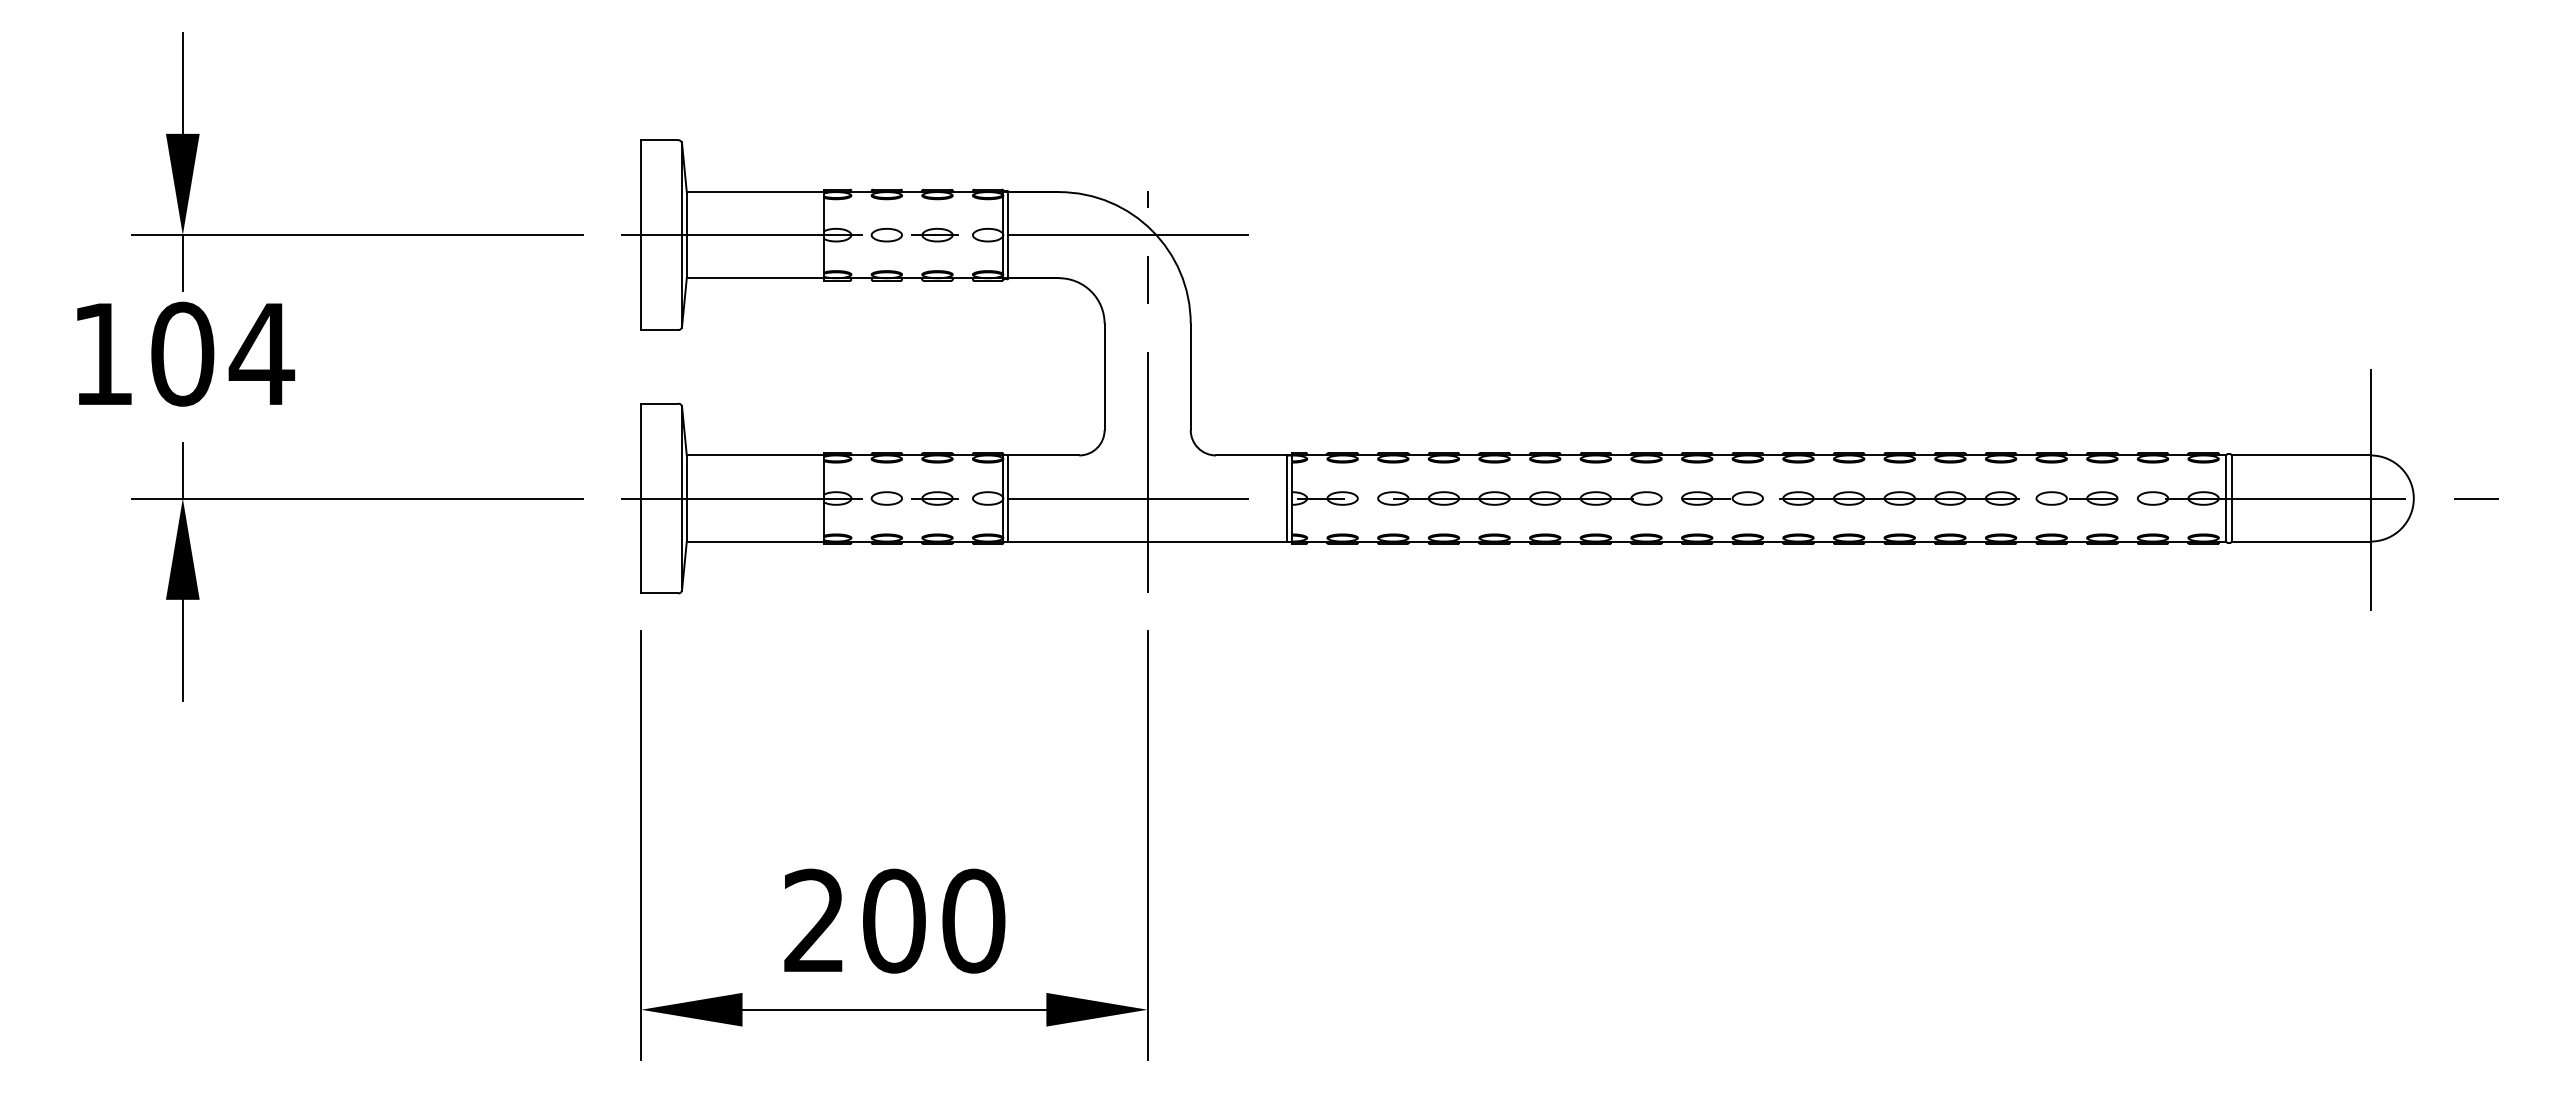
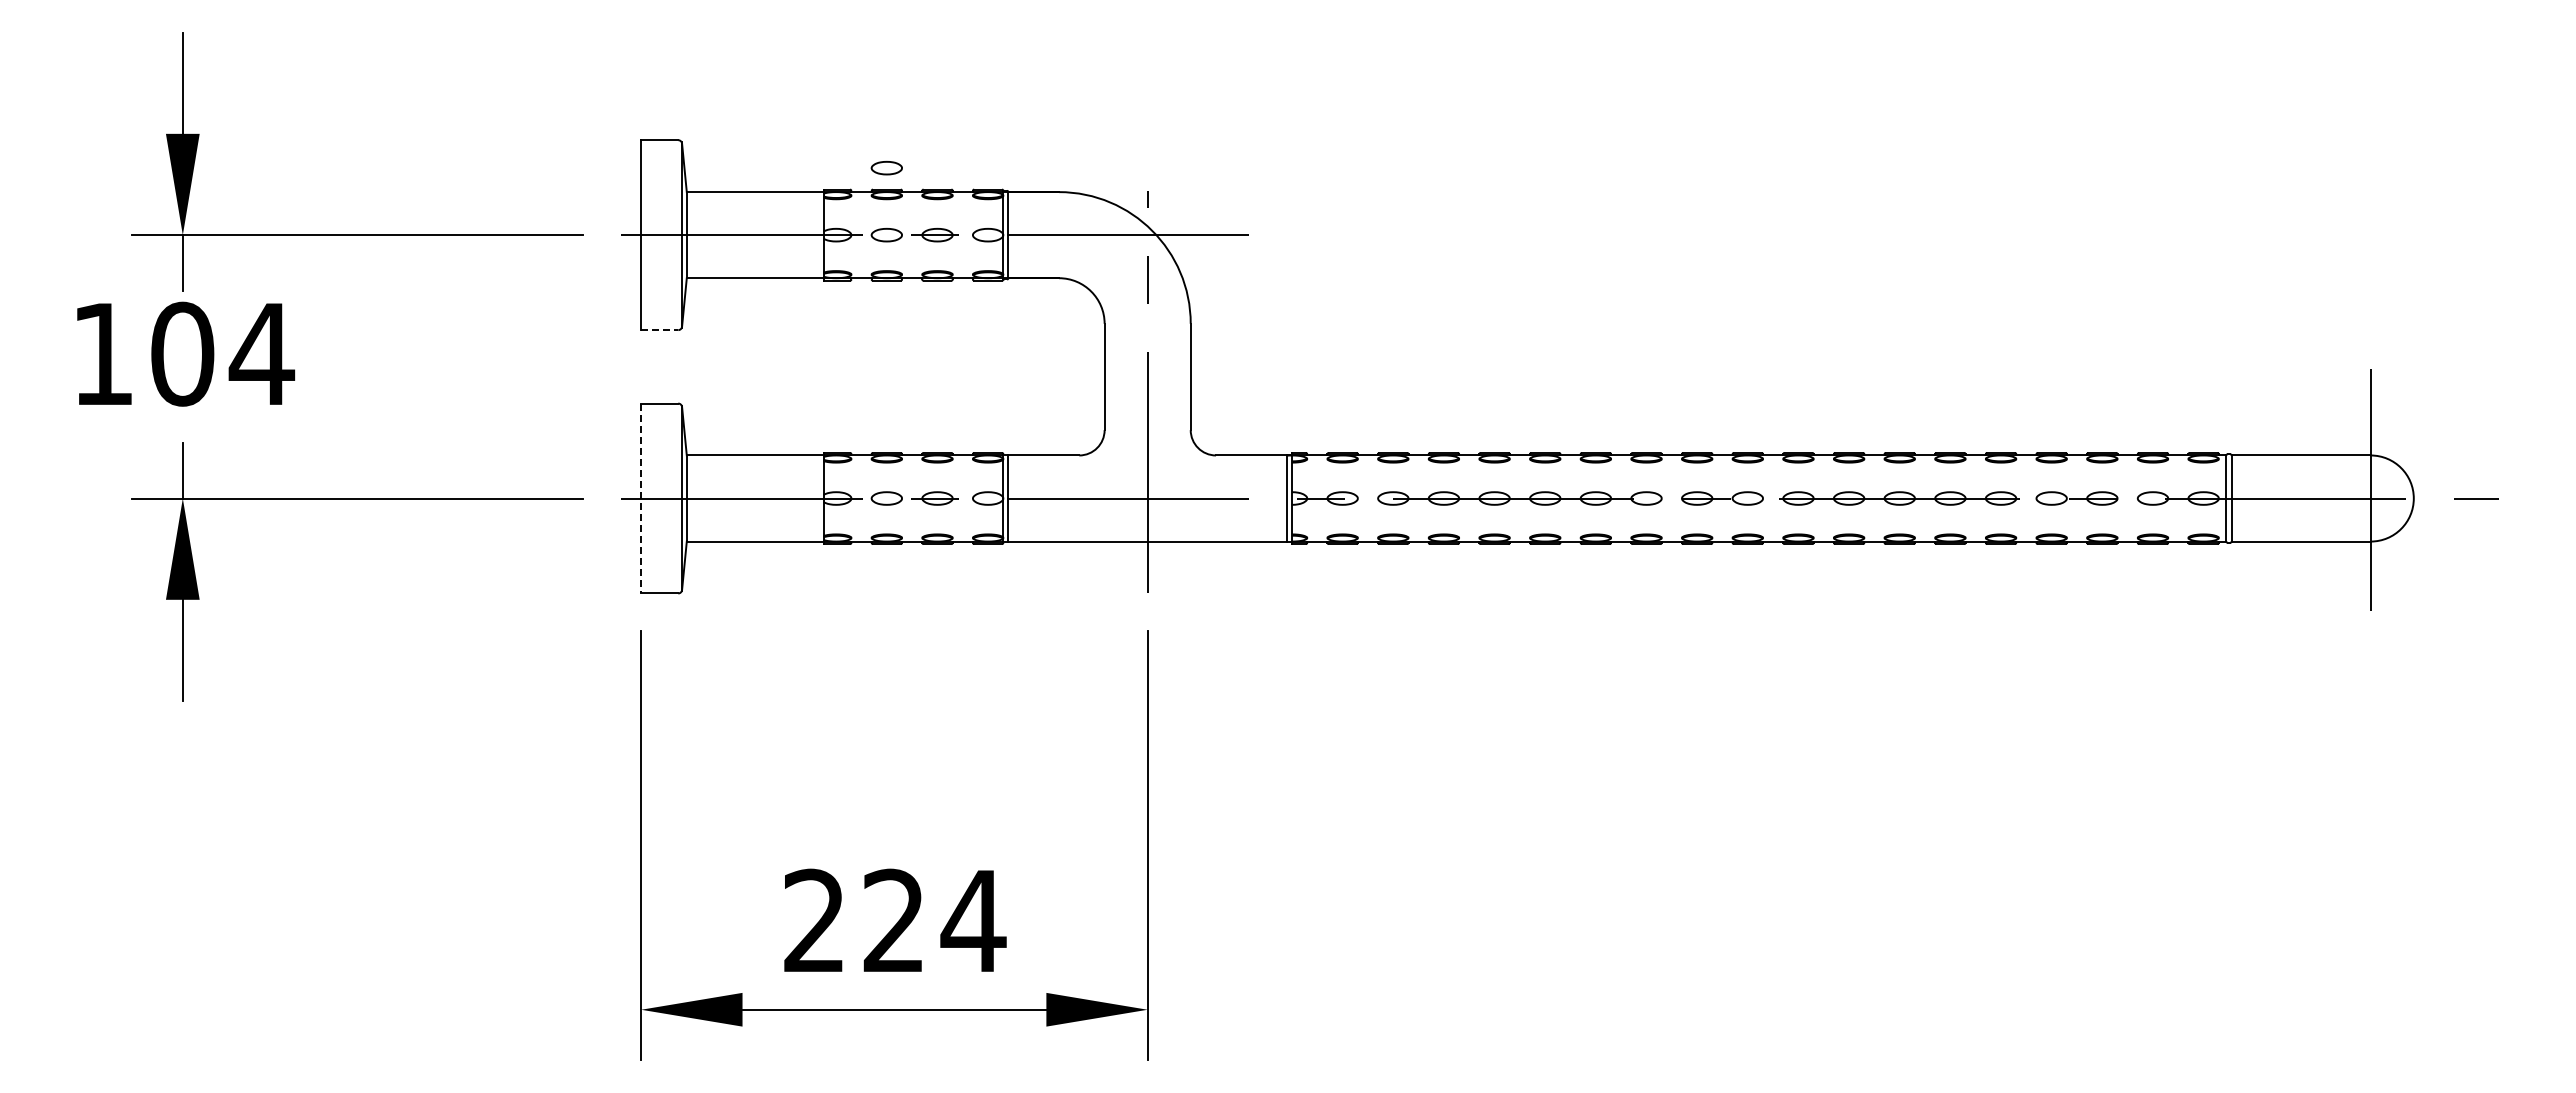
part: none -> present (886, 168)
line: solid -> dashed (659, 330)
line: solid -> dashed (641, 498)
text: 200 -> 224 (934, 920)
